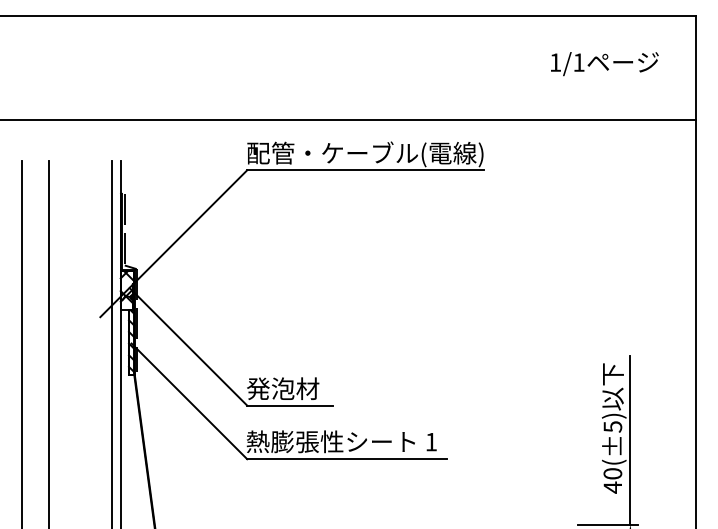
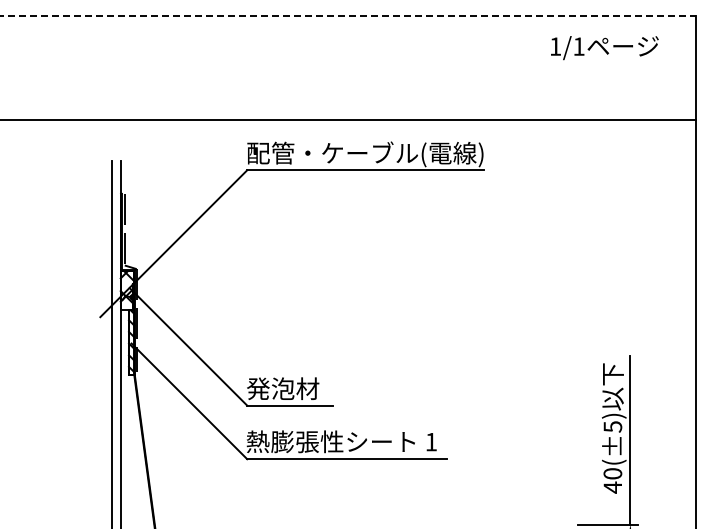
line: solid -> dashed (348, 15)
text position: (604, 64) -> (604, 48) (604, 48)
line: present -> none (22, 343)
line: present -> none (49, 343)
